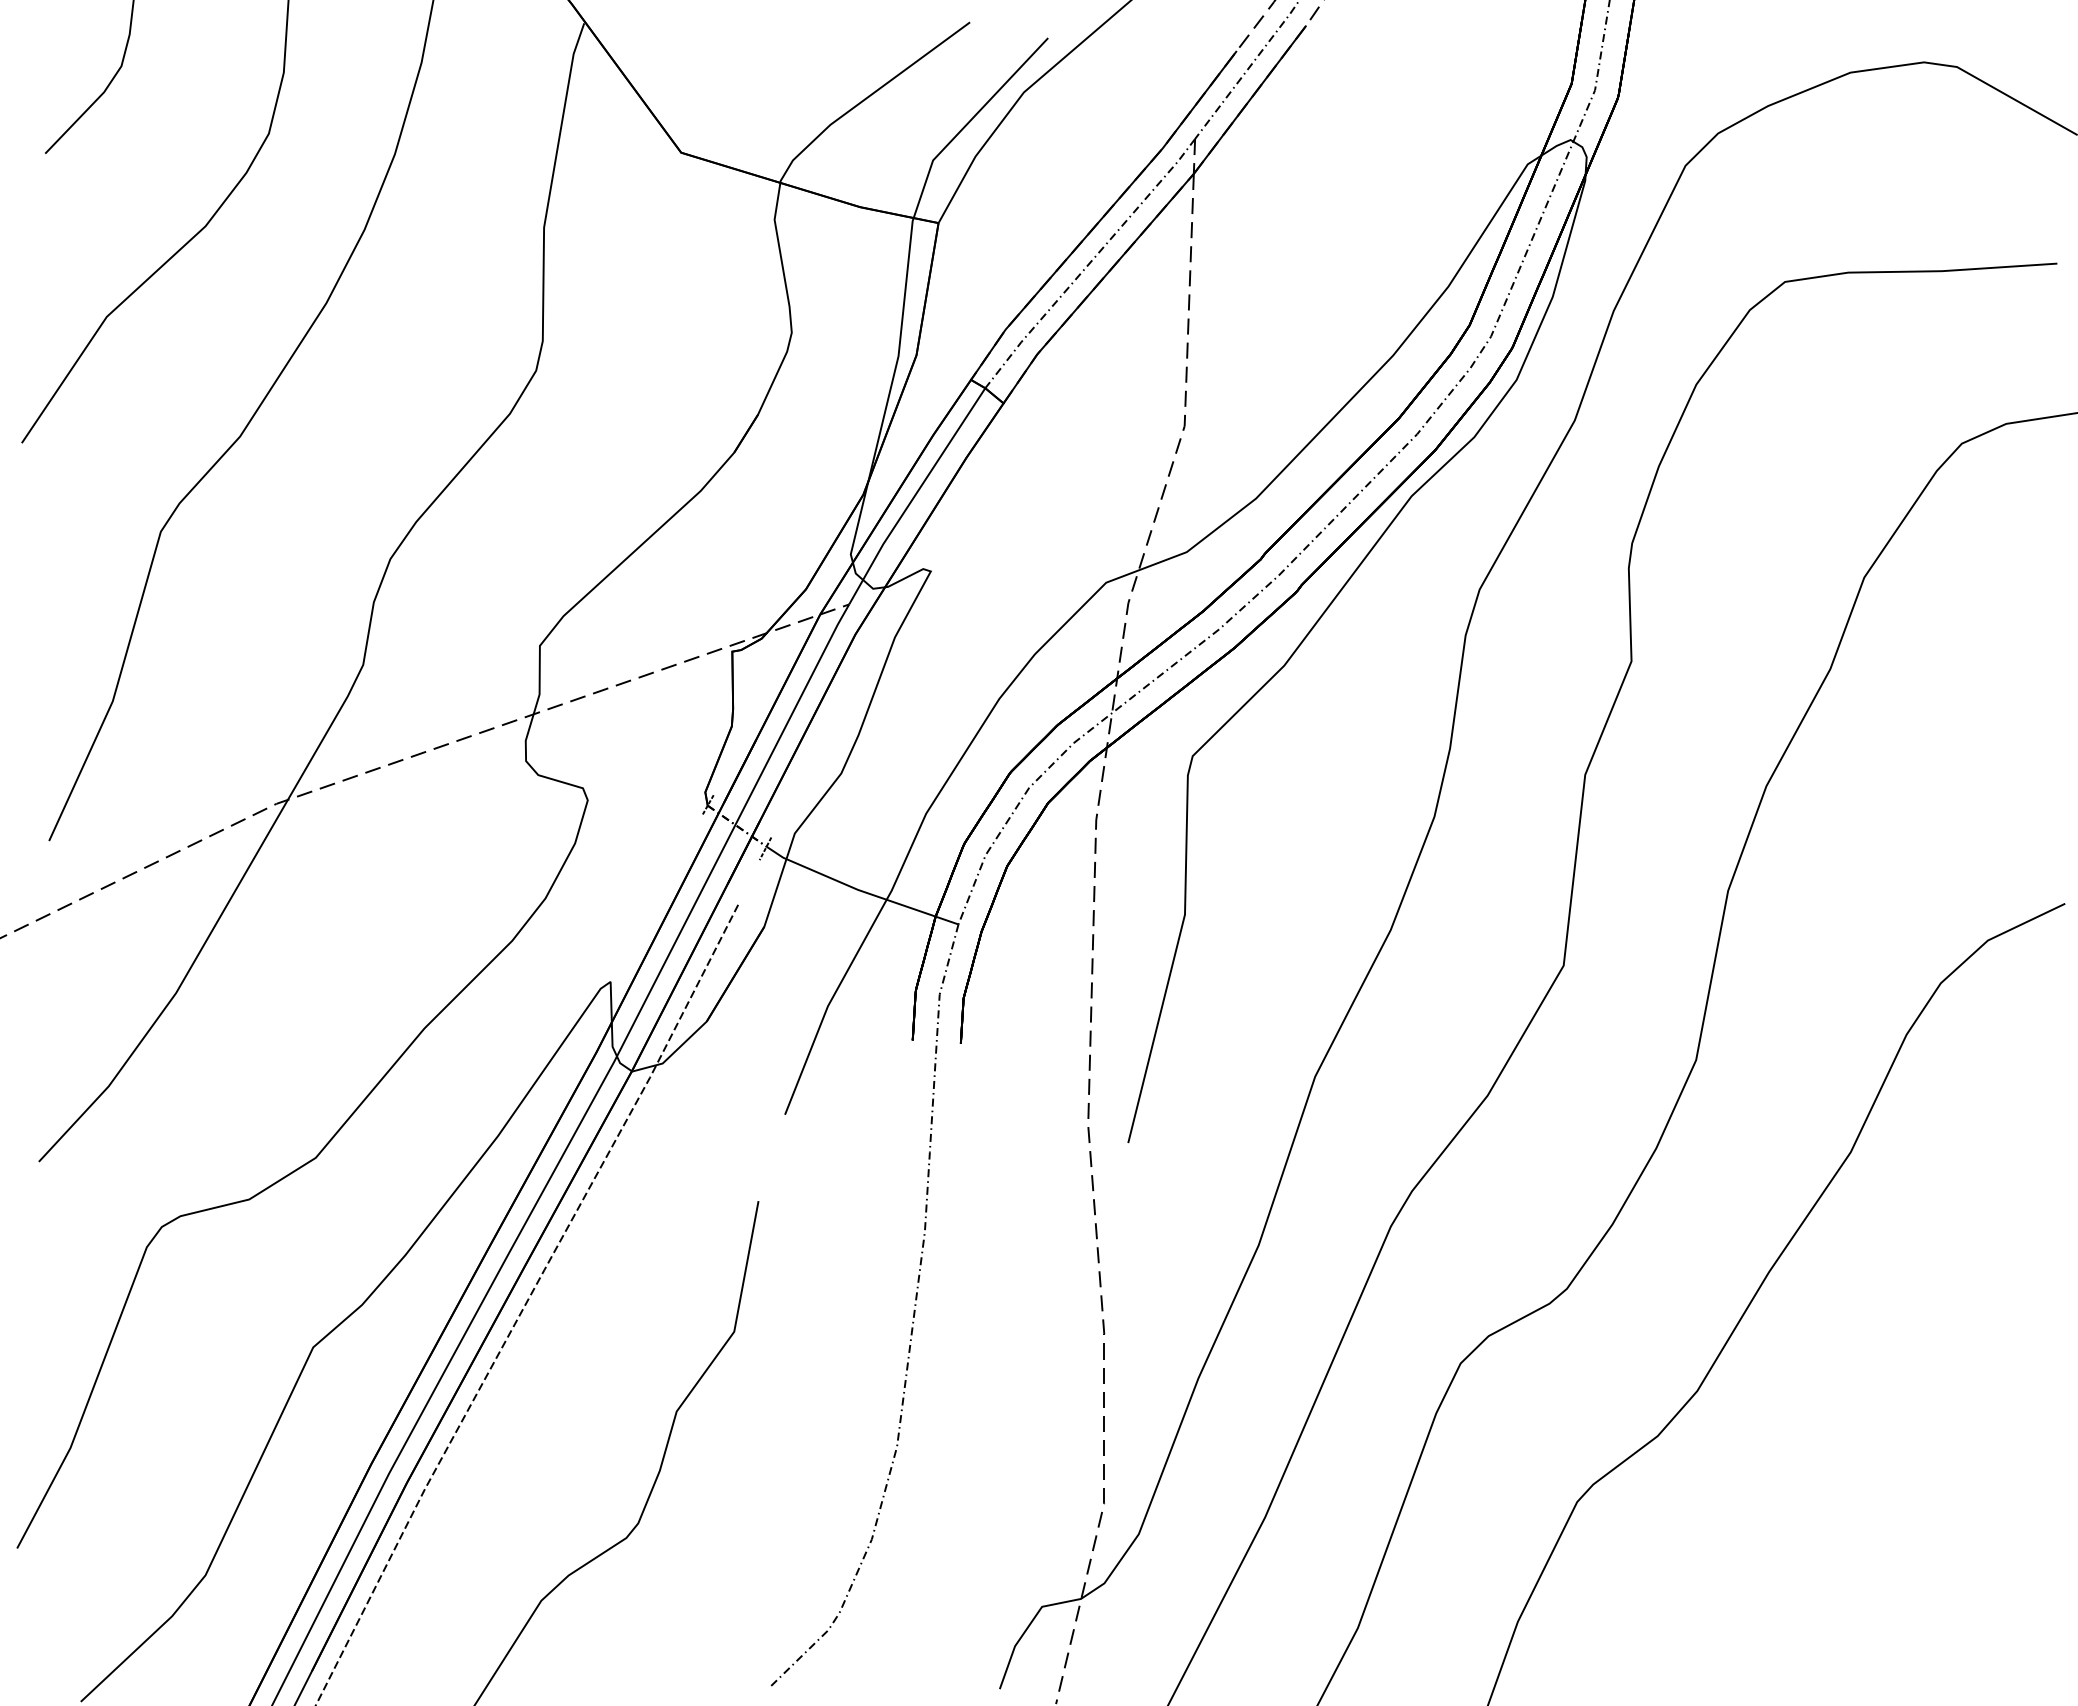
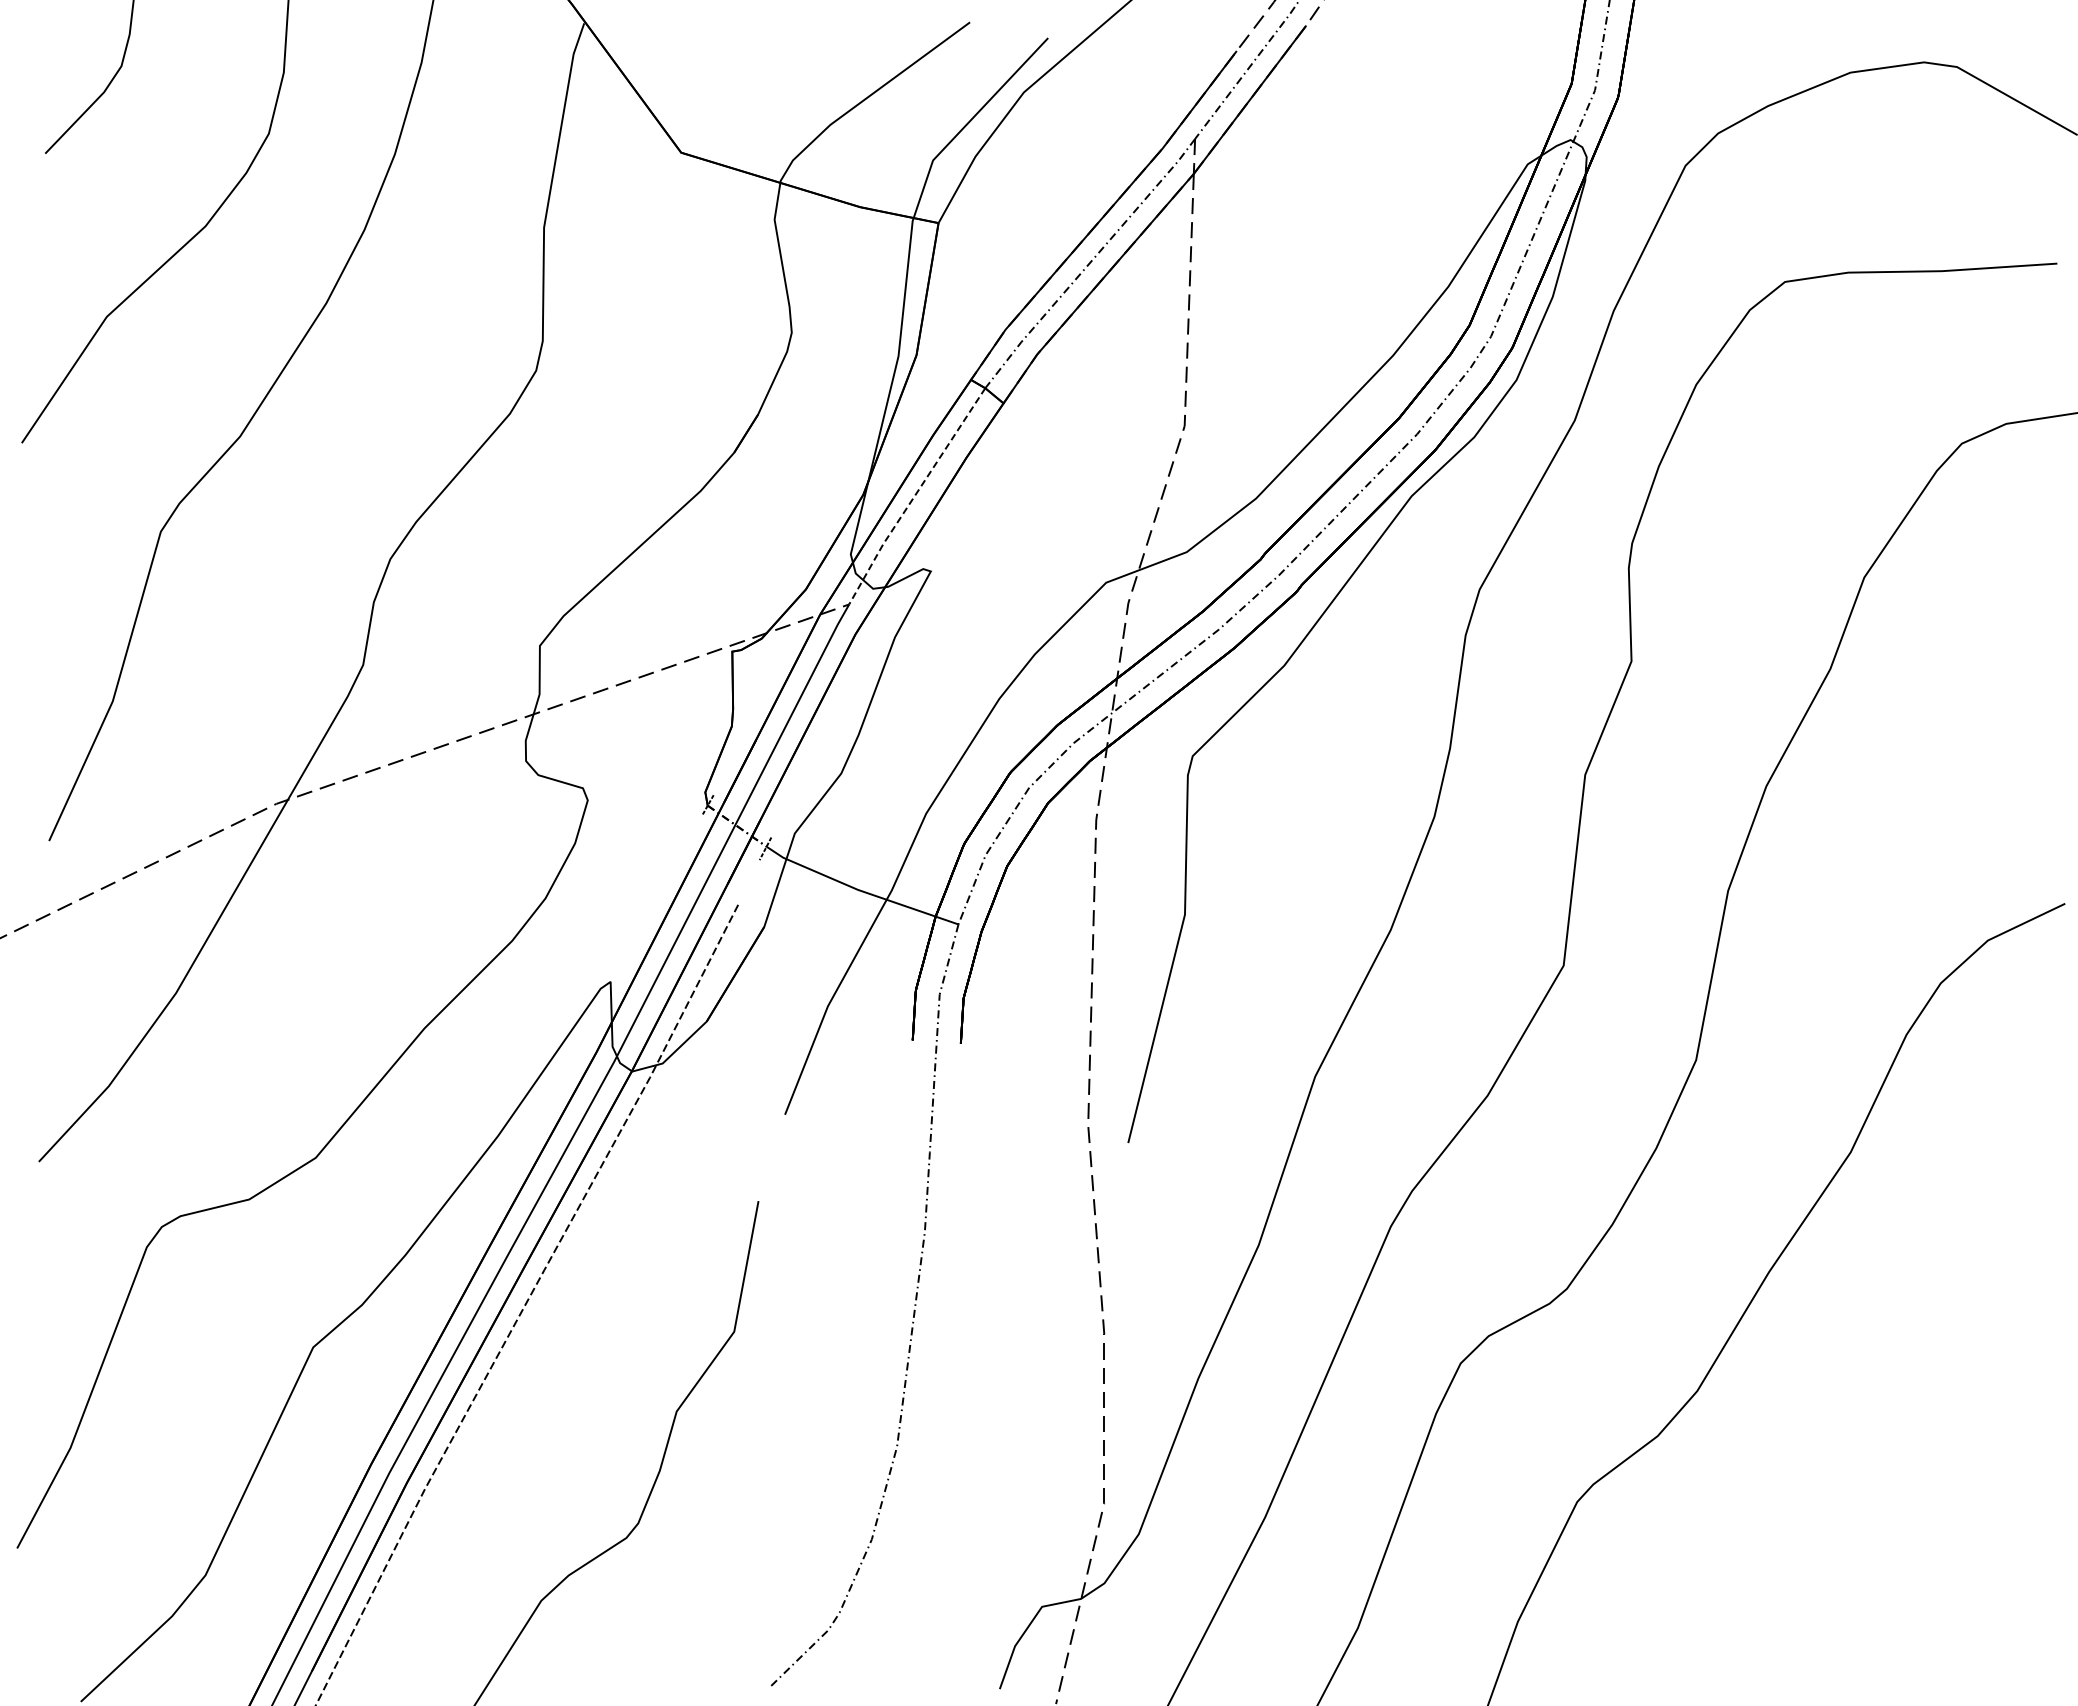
line: solid -> dashed (914, 495)
